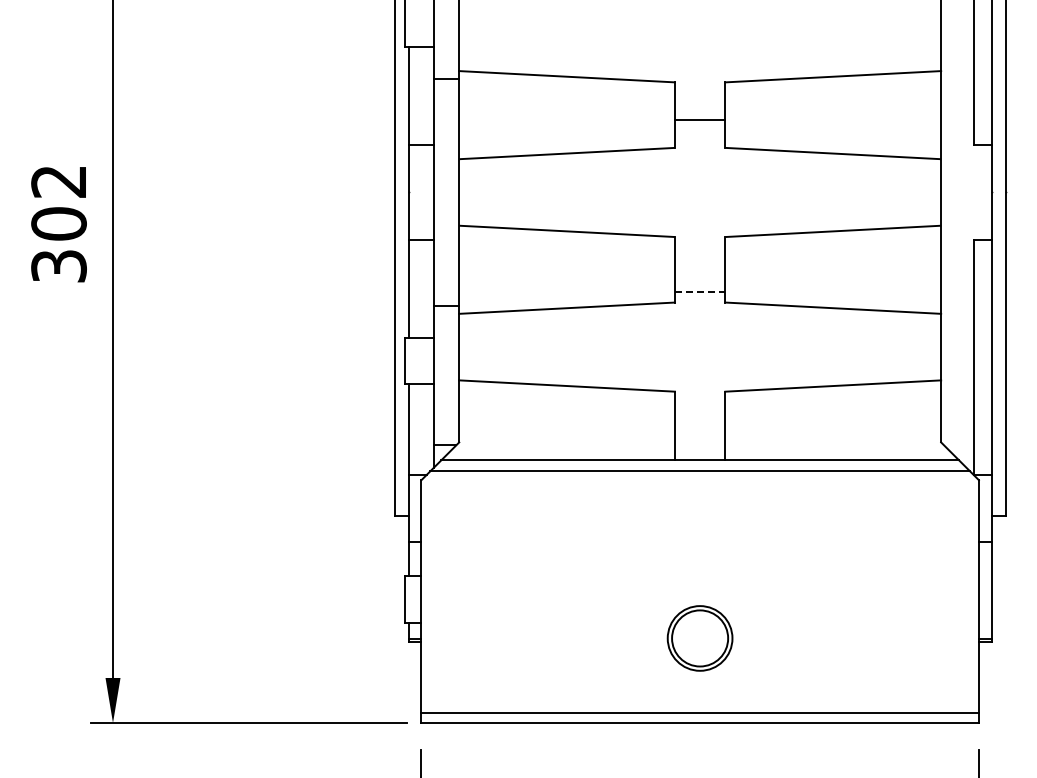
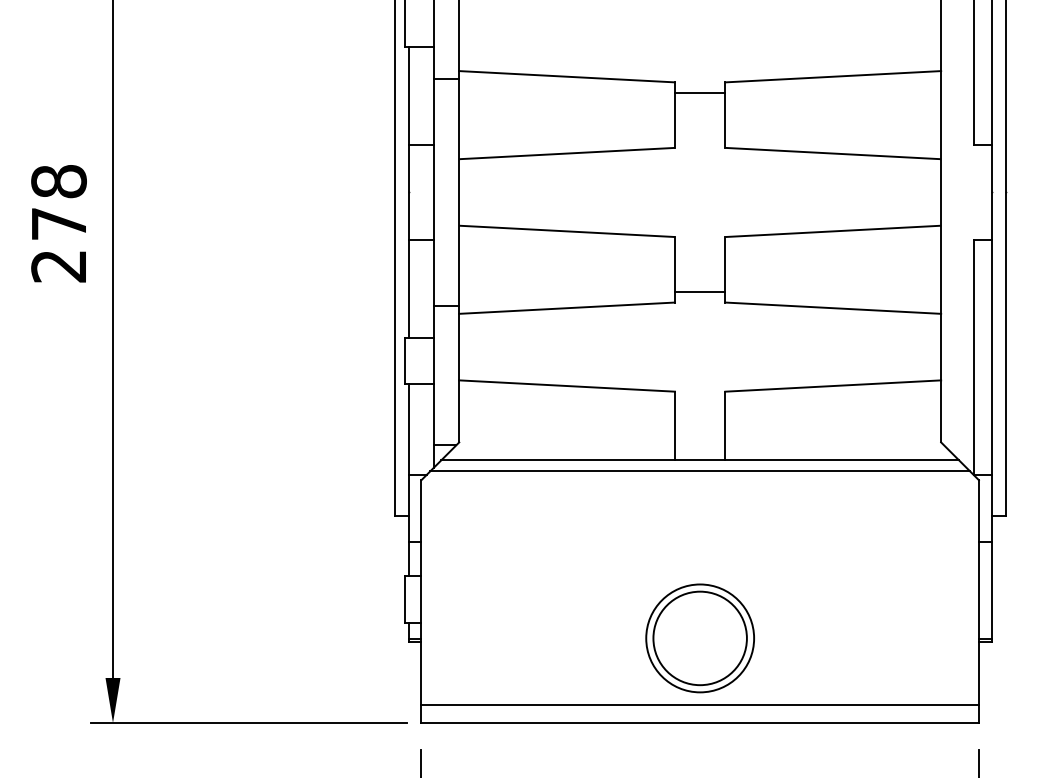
line position: (700, 119) -> (700, 92) (700, 92)
text: 302 -> 278 (58, 223)
line: dashed -> solid (700, 292)
part size: 68x67 px -> 110x111 px (699, 638)
line position: (699, 712) -> (699, 704) (699, 704)
